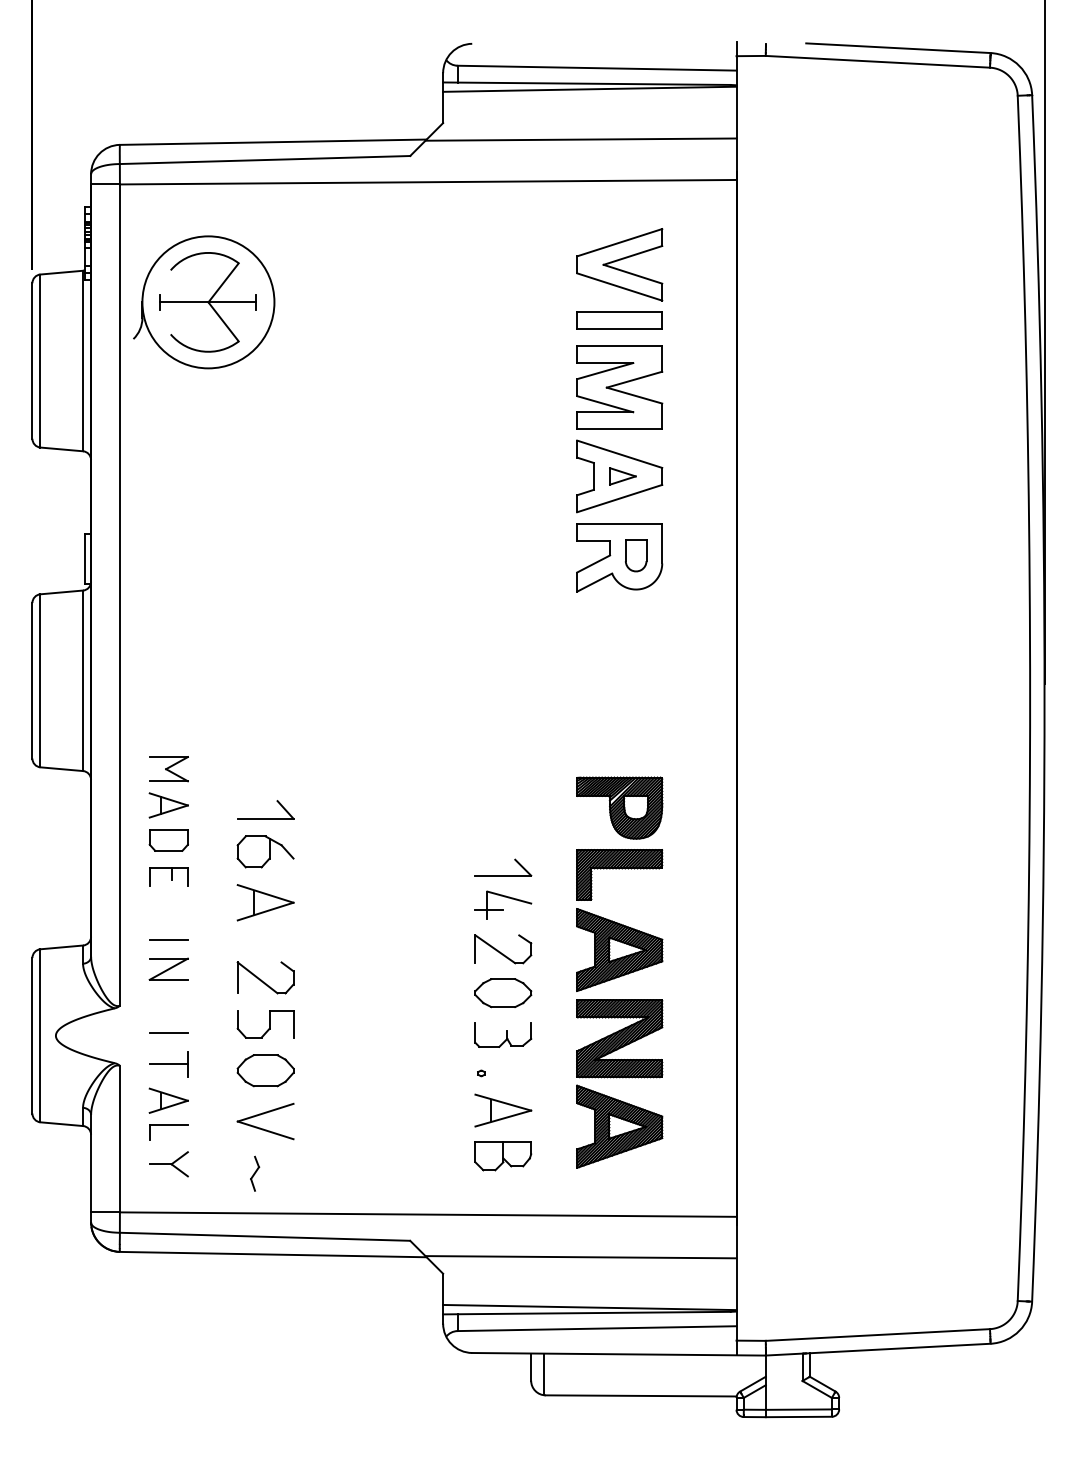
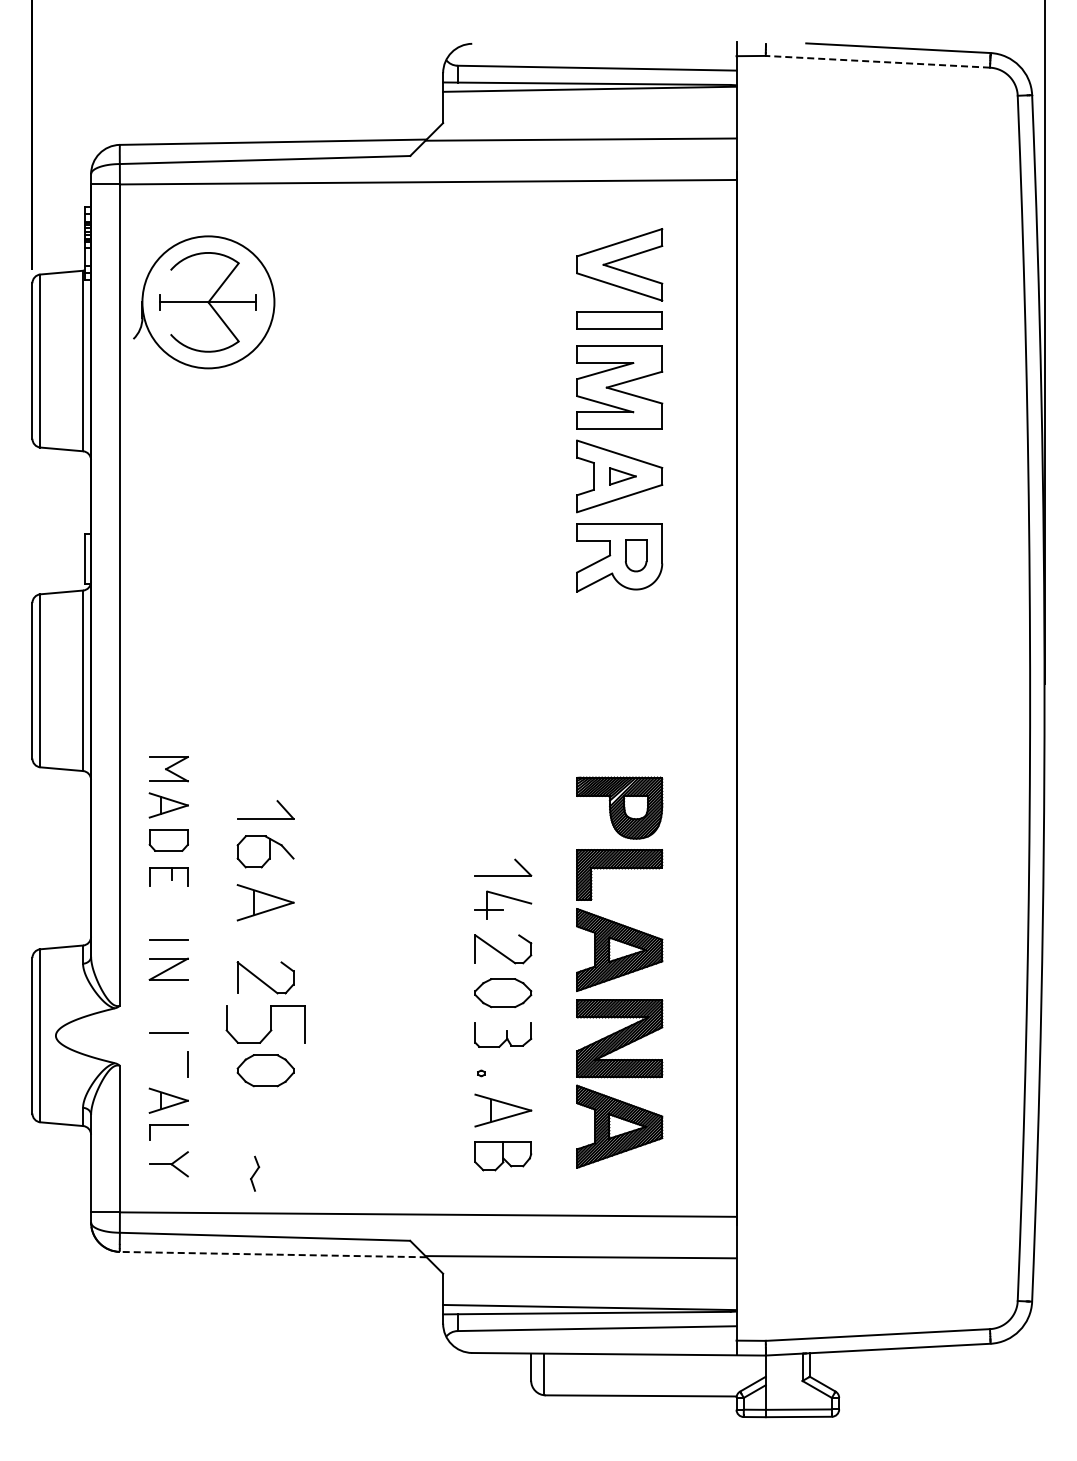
line: solid -> dashed (877, 61)
part size: 59x29 px -> 81x39 px (265, 1024)
line: present -> none (168, 1064)
part: present -> none (263, 1114)
line: solid -> dashed (272, 1254)
